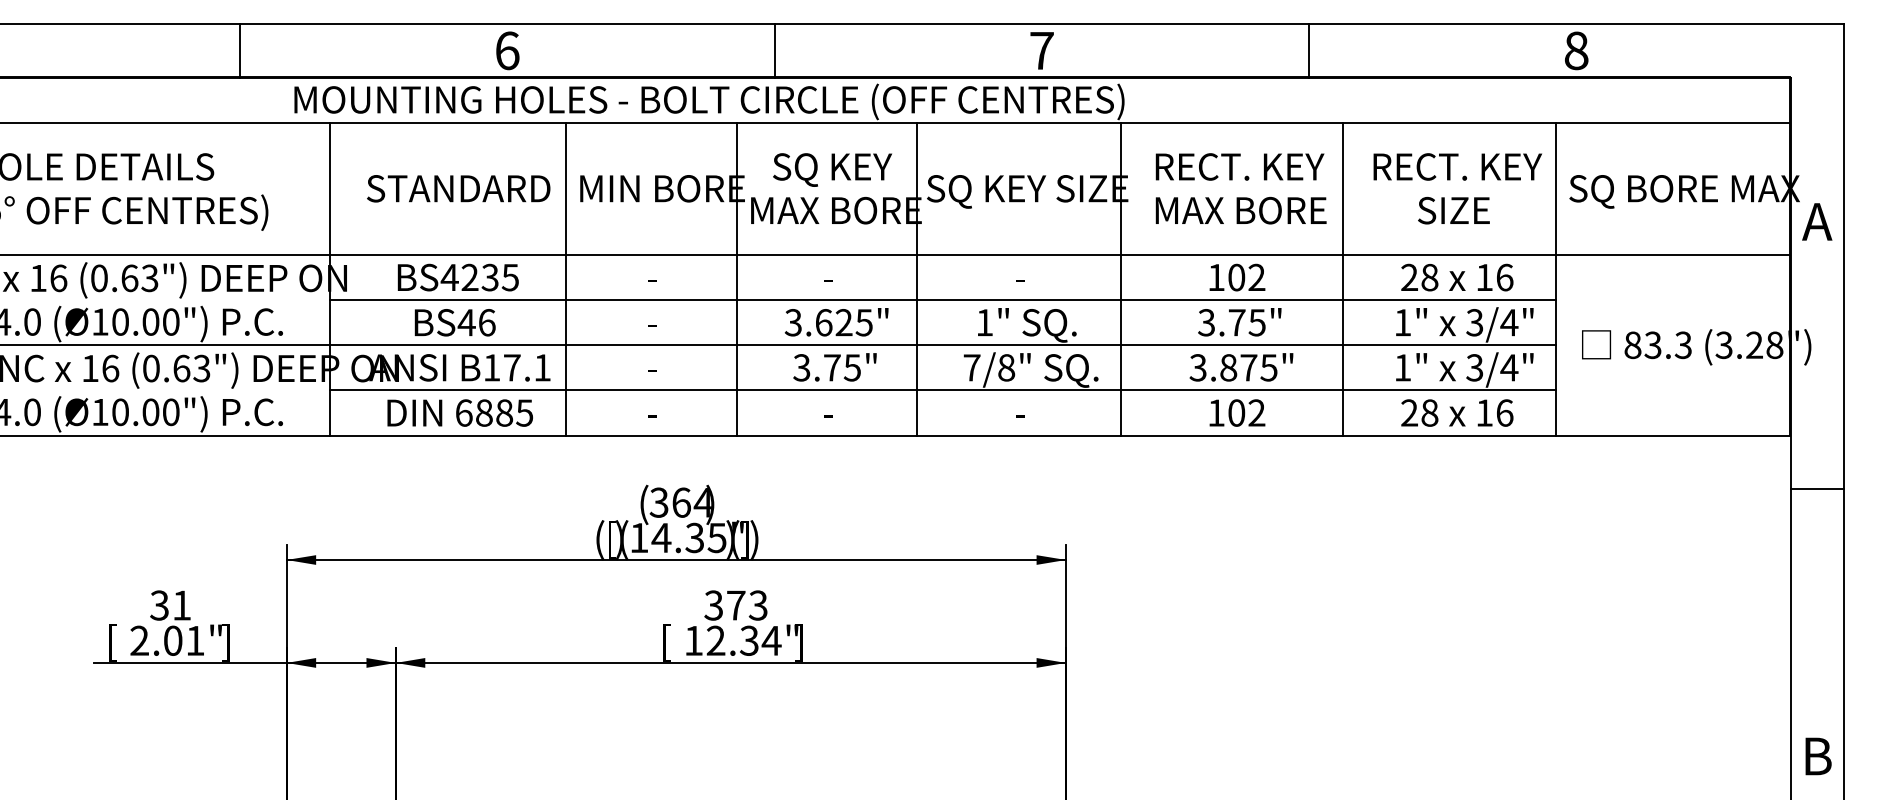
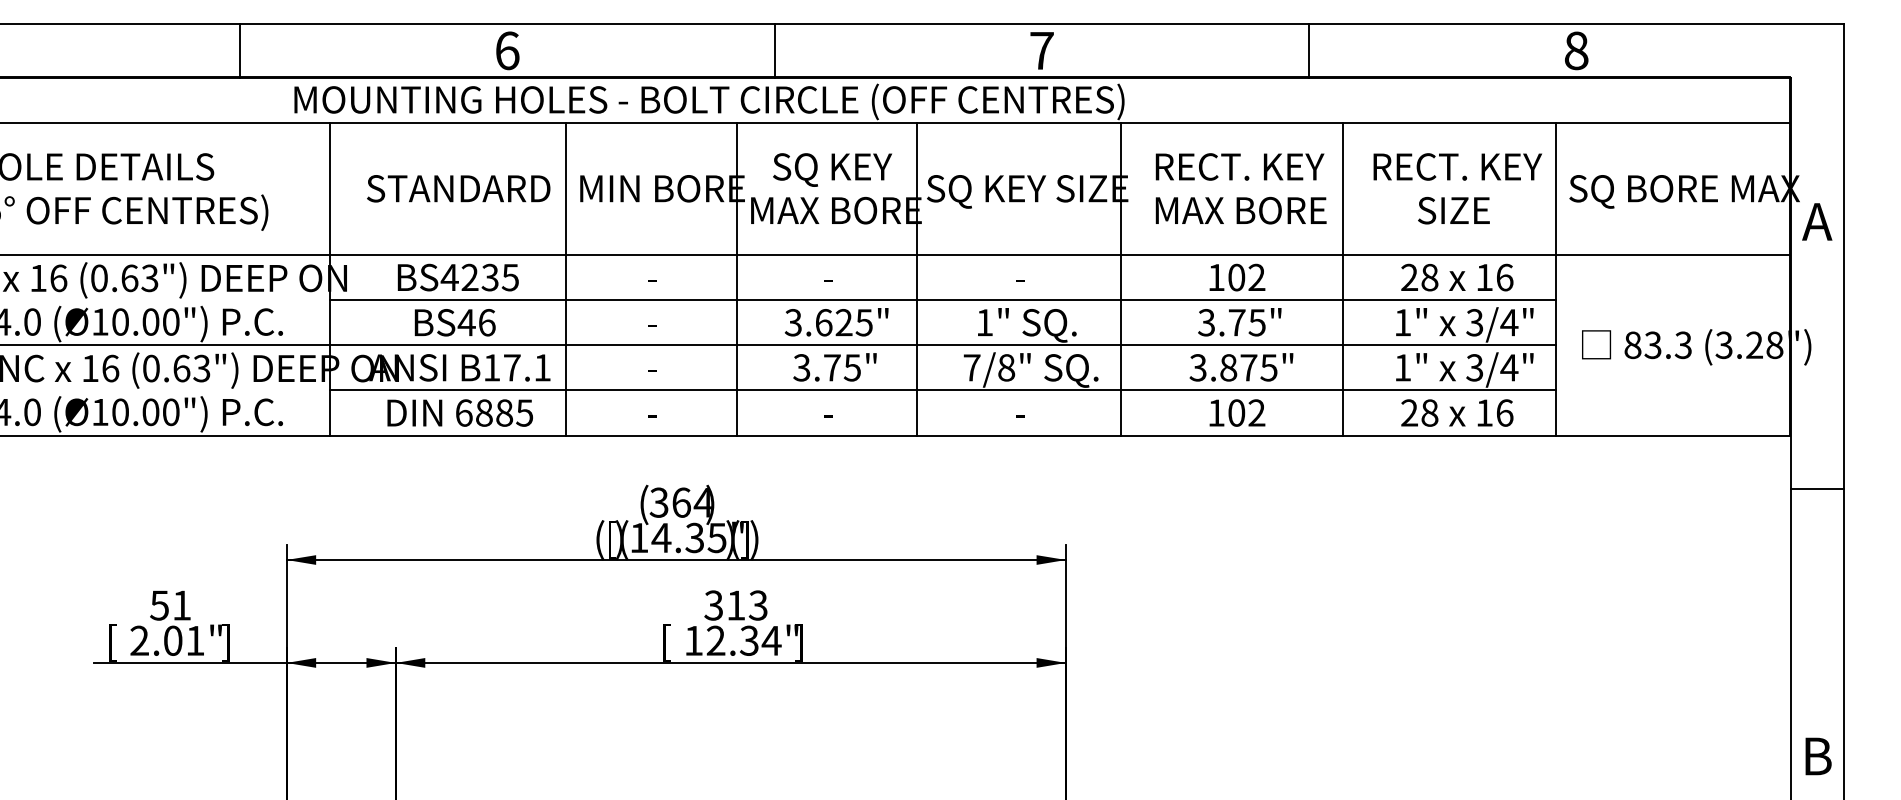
text: 31 -> 51 (159, 605)
text: 373 -> 313 (736, 605)
